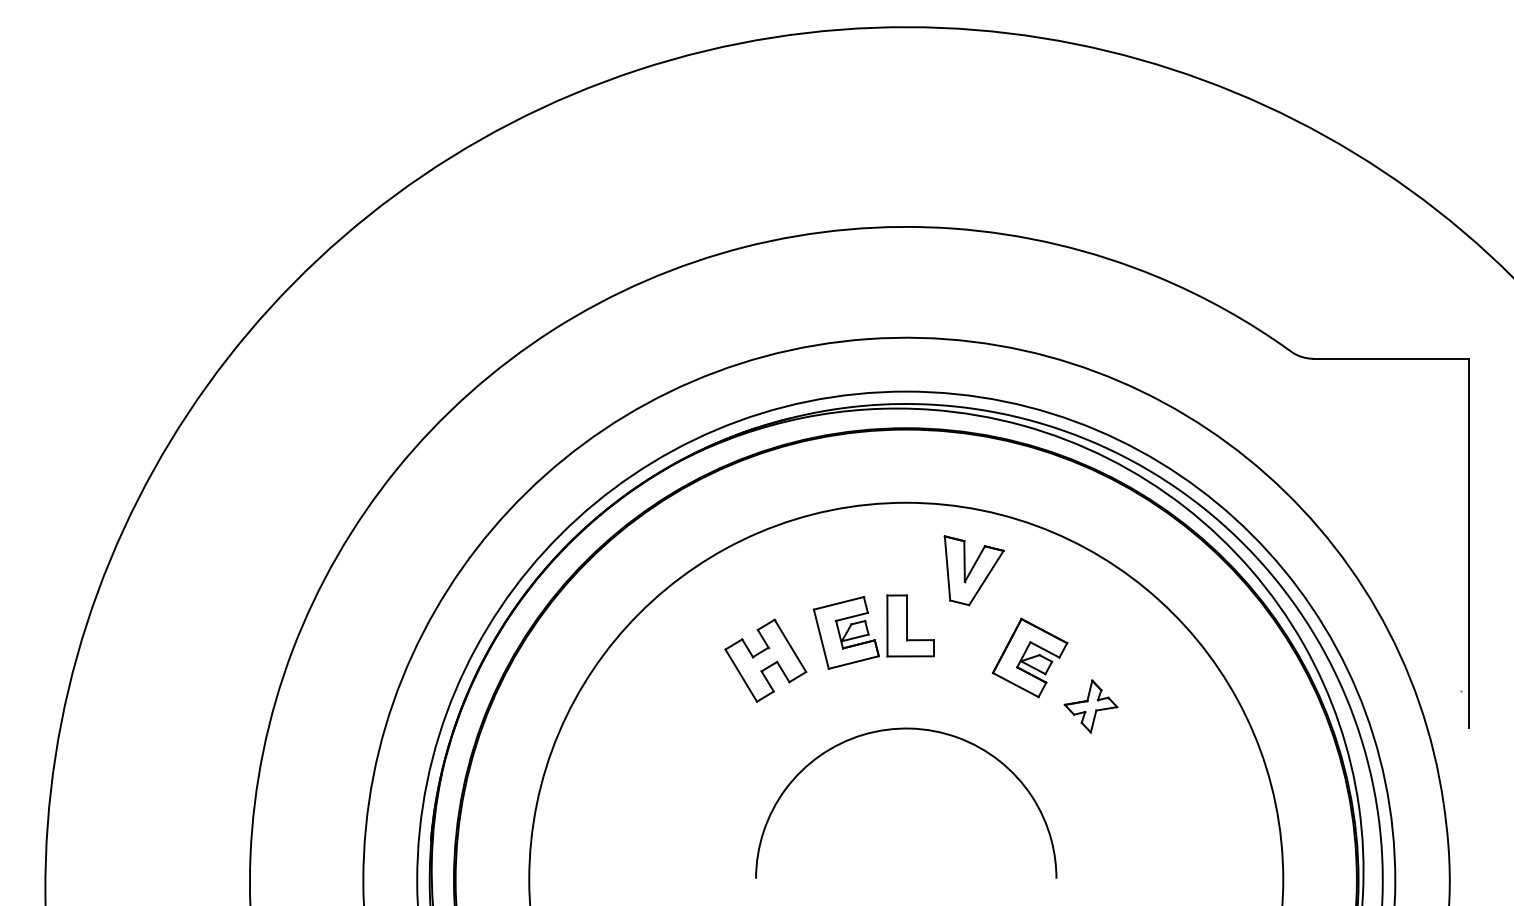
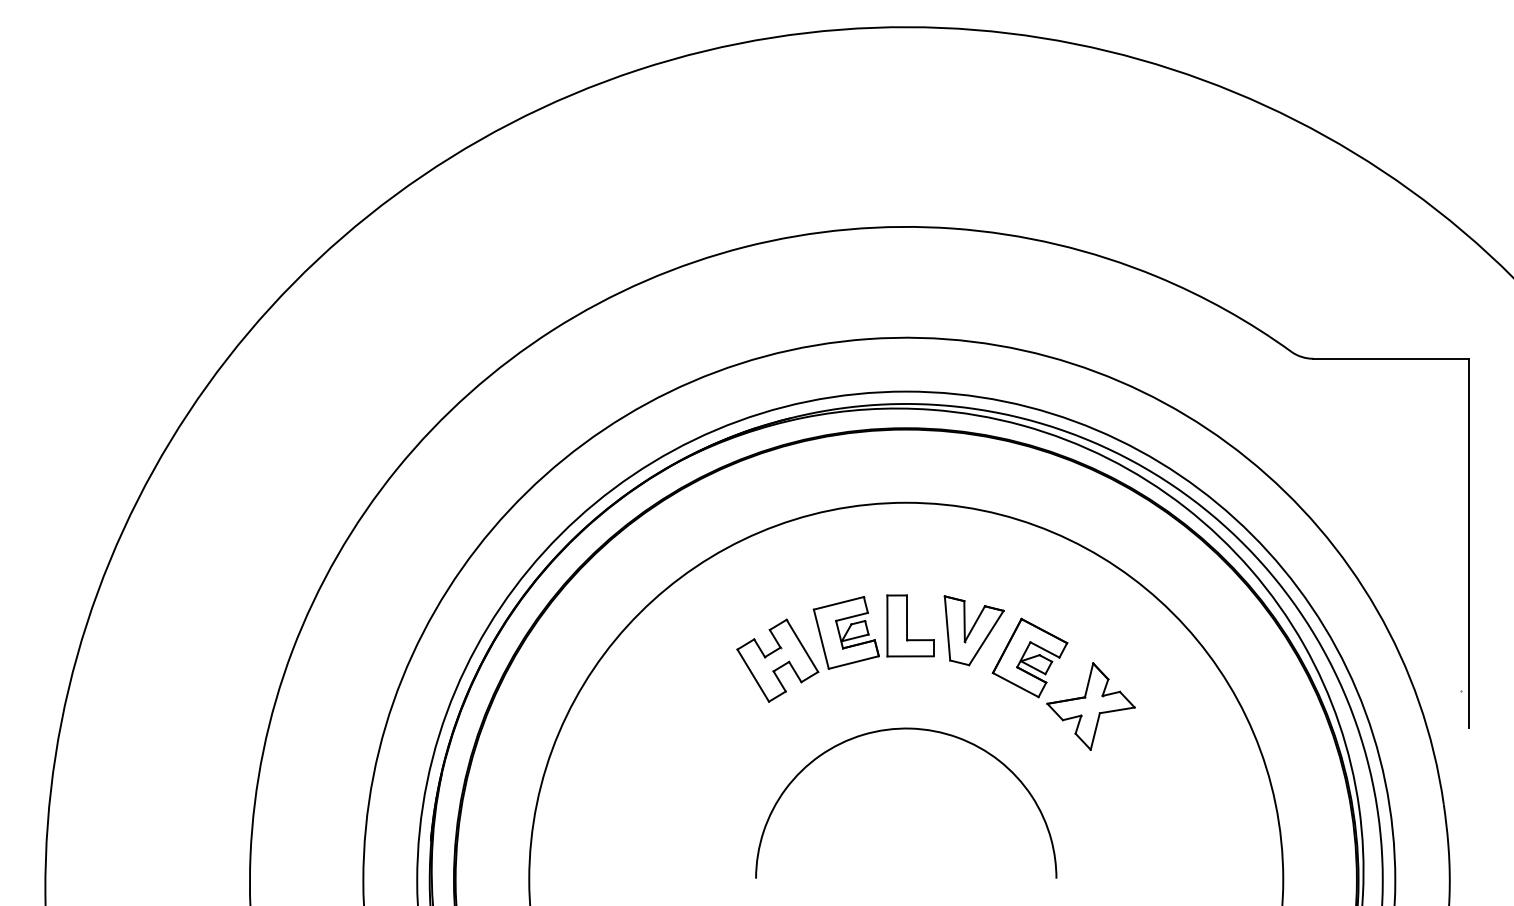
part position: (973, 570) -> (973, 630) (973, 630)
part position: (765, 660) -> (777, 660) (777, 660)
part size: 56x55 px -> 90x89 px (1090, 706)
